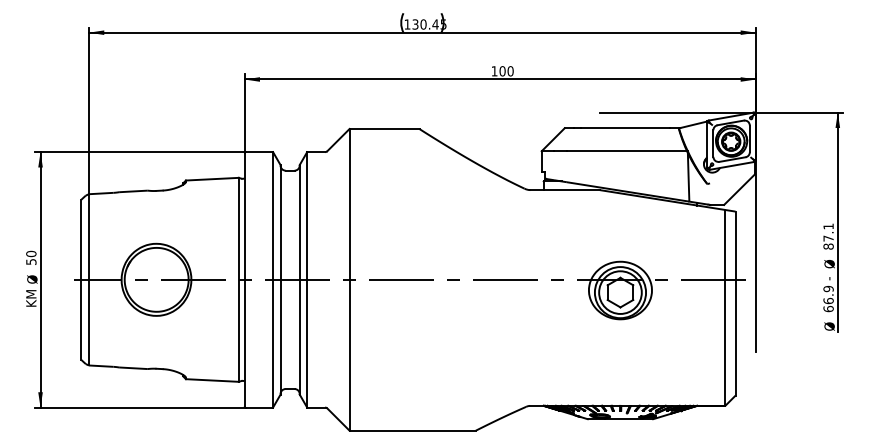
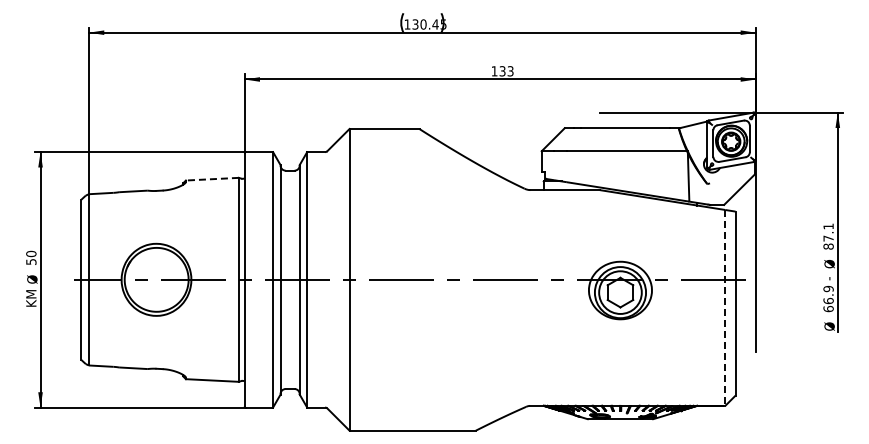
text: 100 -> 133 (506, 71)
line: solid -> dashed (212, 179)
line: solid -> dashed (725, 307)
